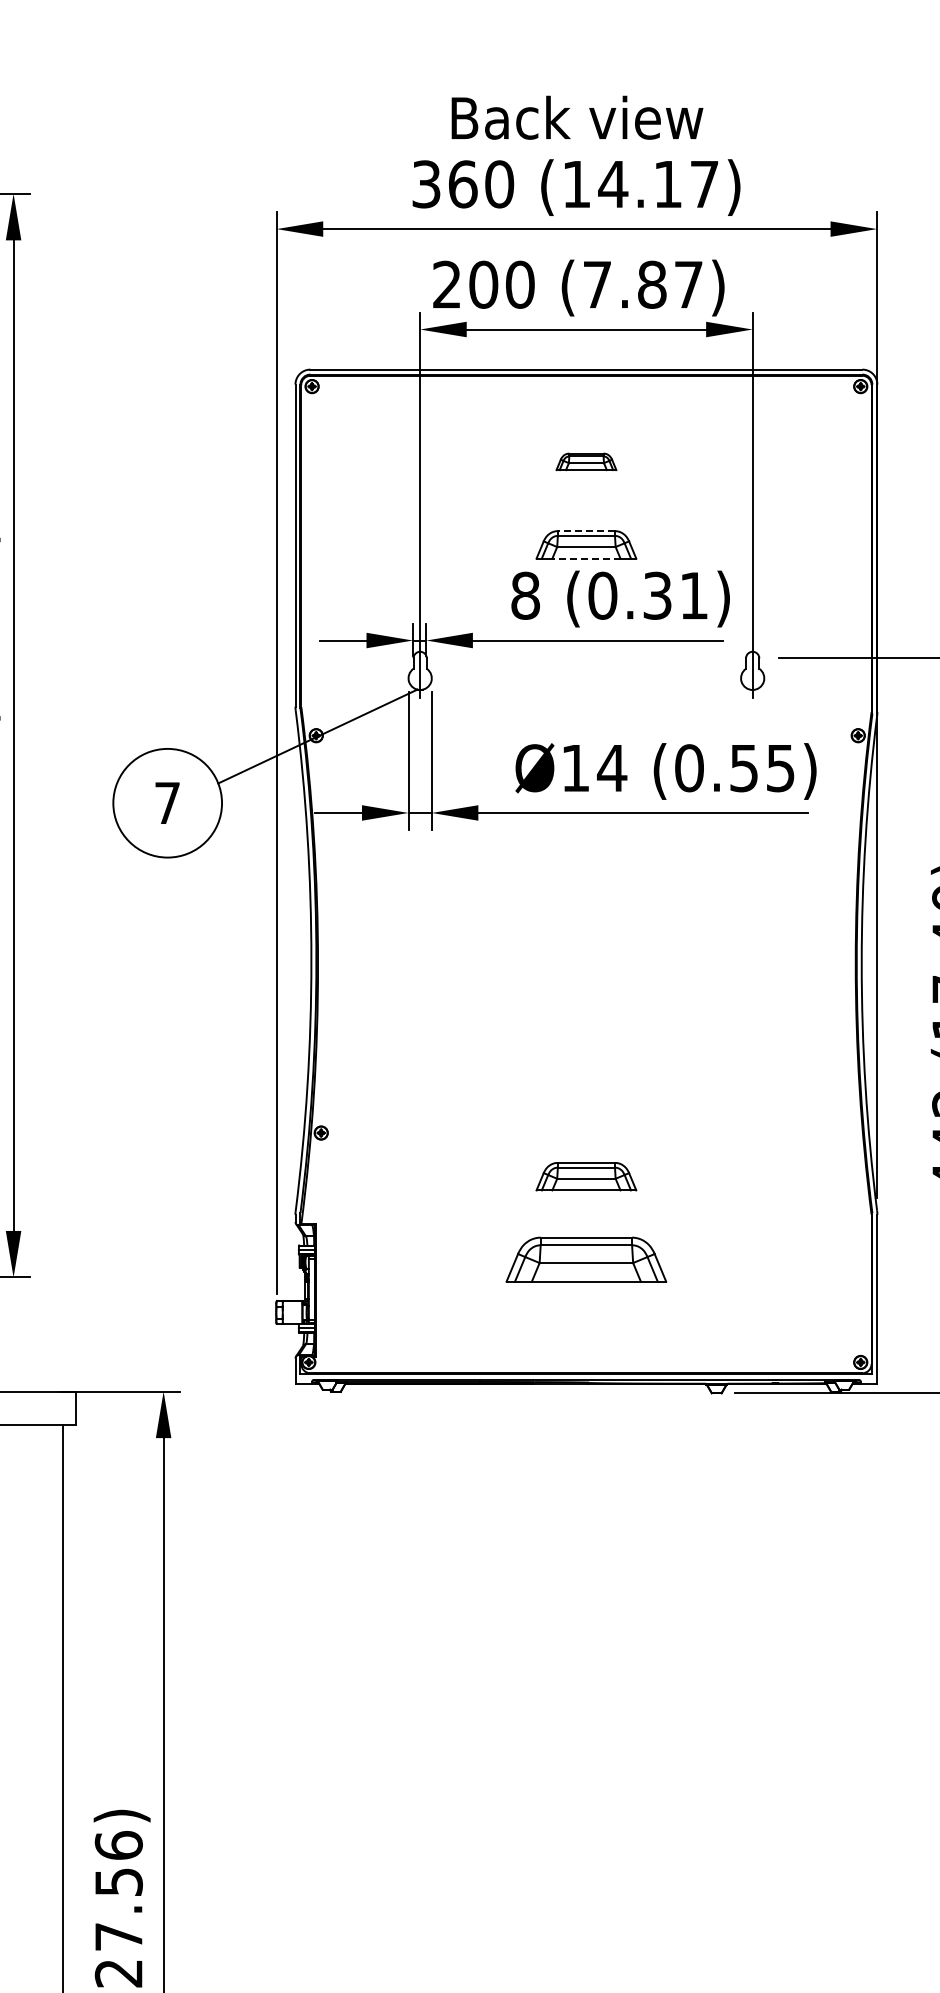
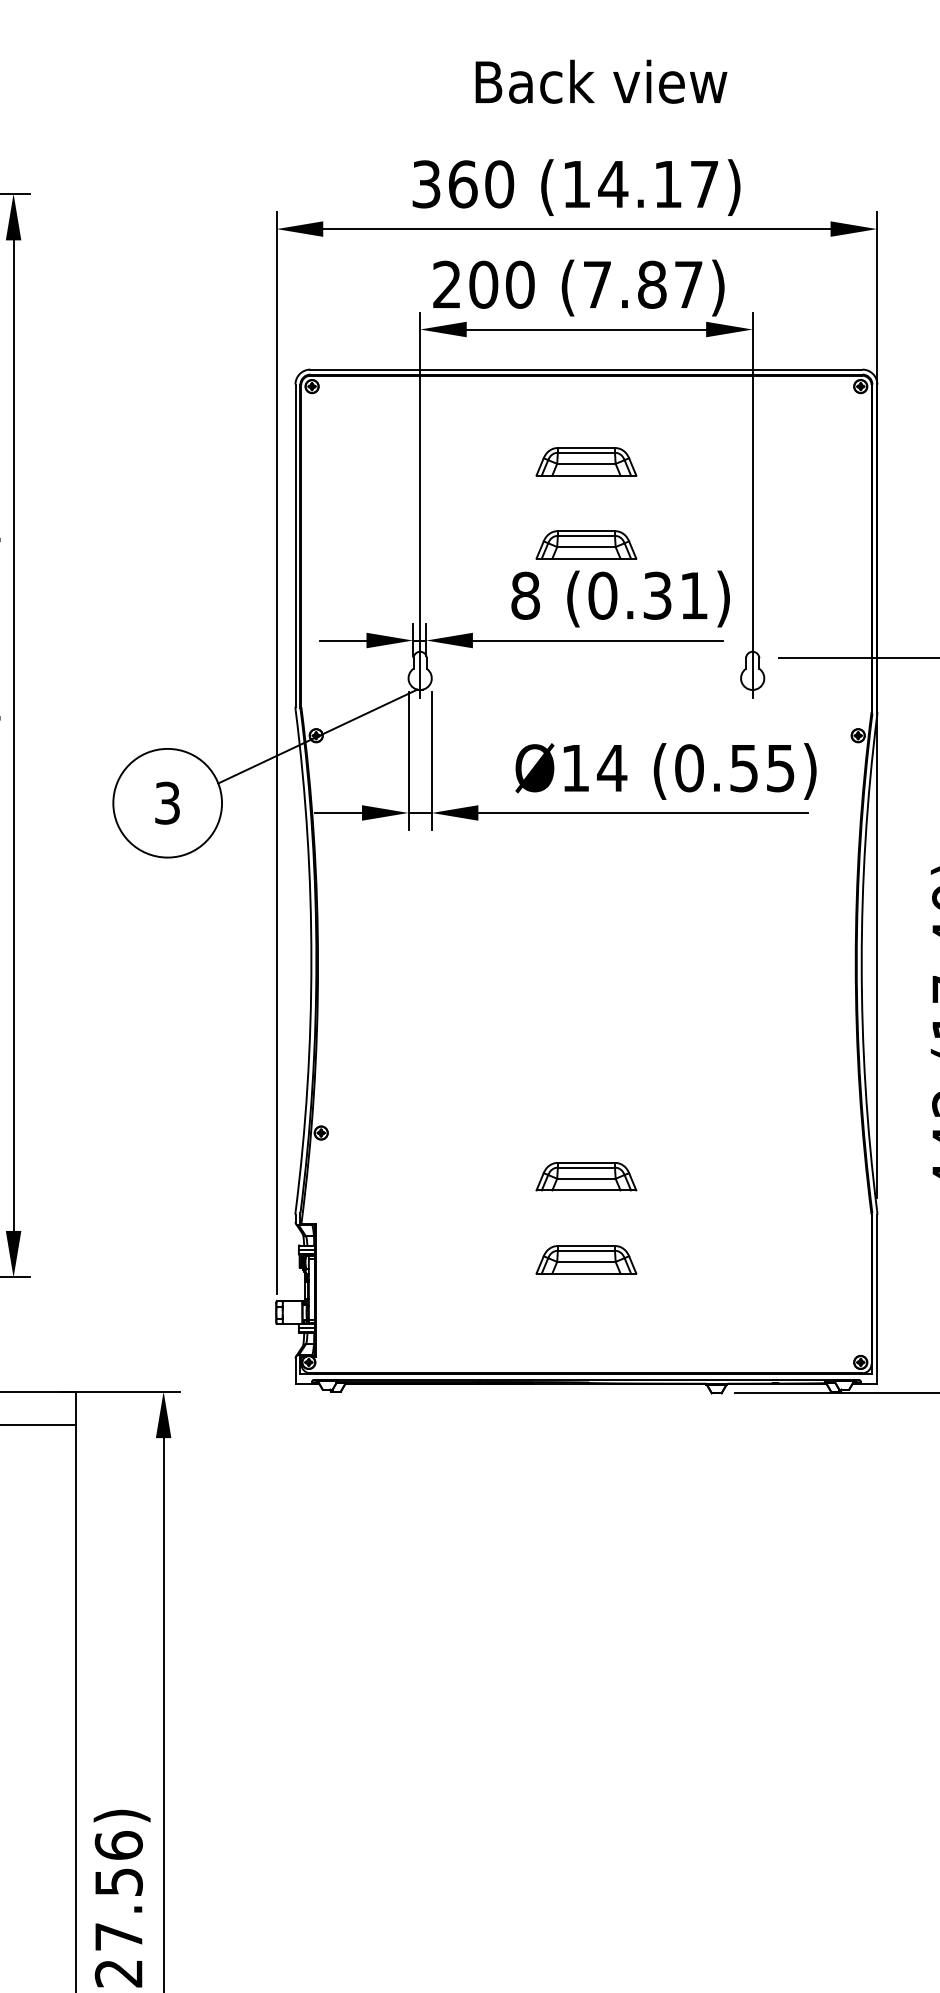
text position: (577, 117) -> (601, 81) (601, 81)
part size: 63x20 px -> 103x30 px (586, 461)
line: dashed -> solid (586, 531)
line: dashed -> solid (585, 558)
text: 7 -> 3 (167, 802)
part size: 163x47 px -> 103x30 px (586, 1259)
line position: (62, 1706) -> (75, 1706) (75, 1706)
